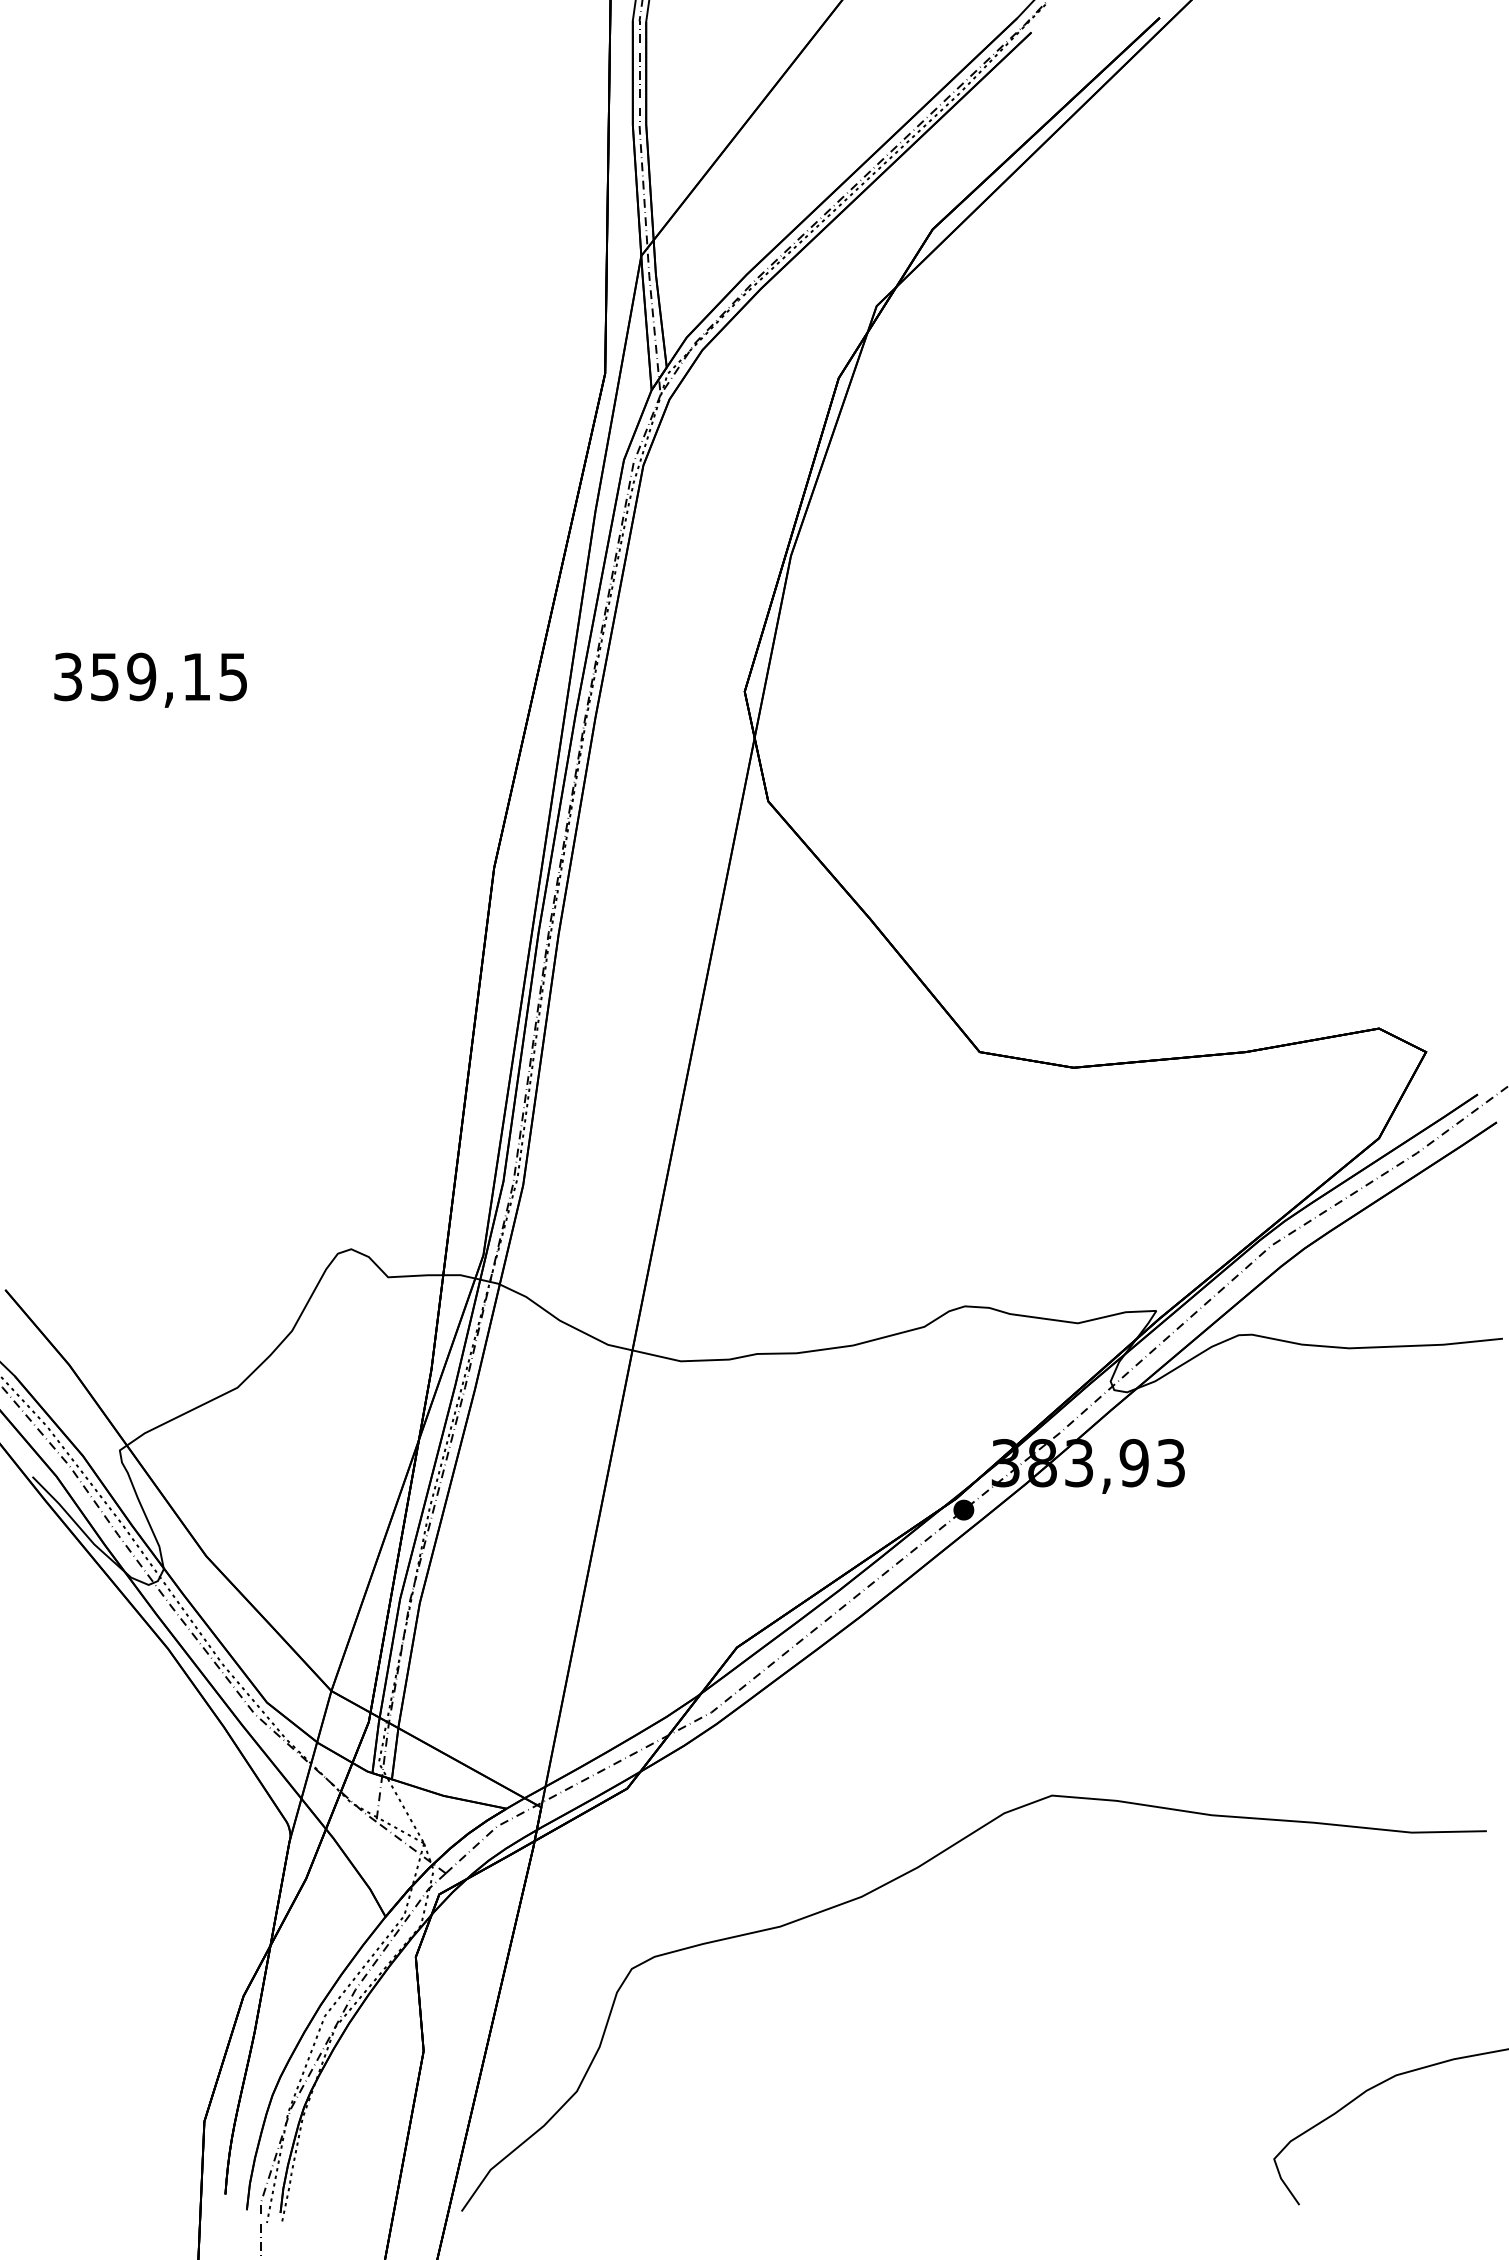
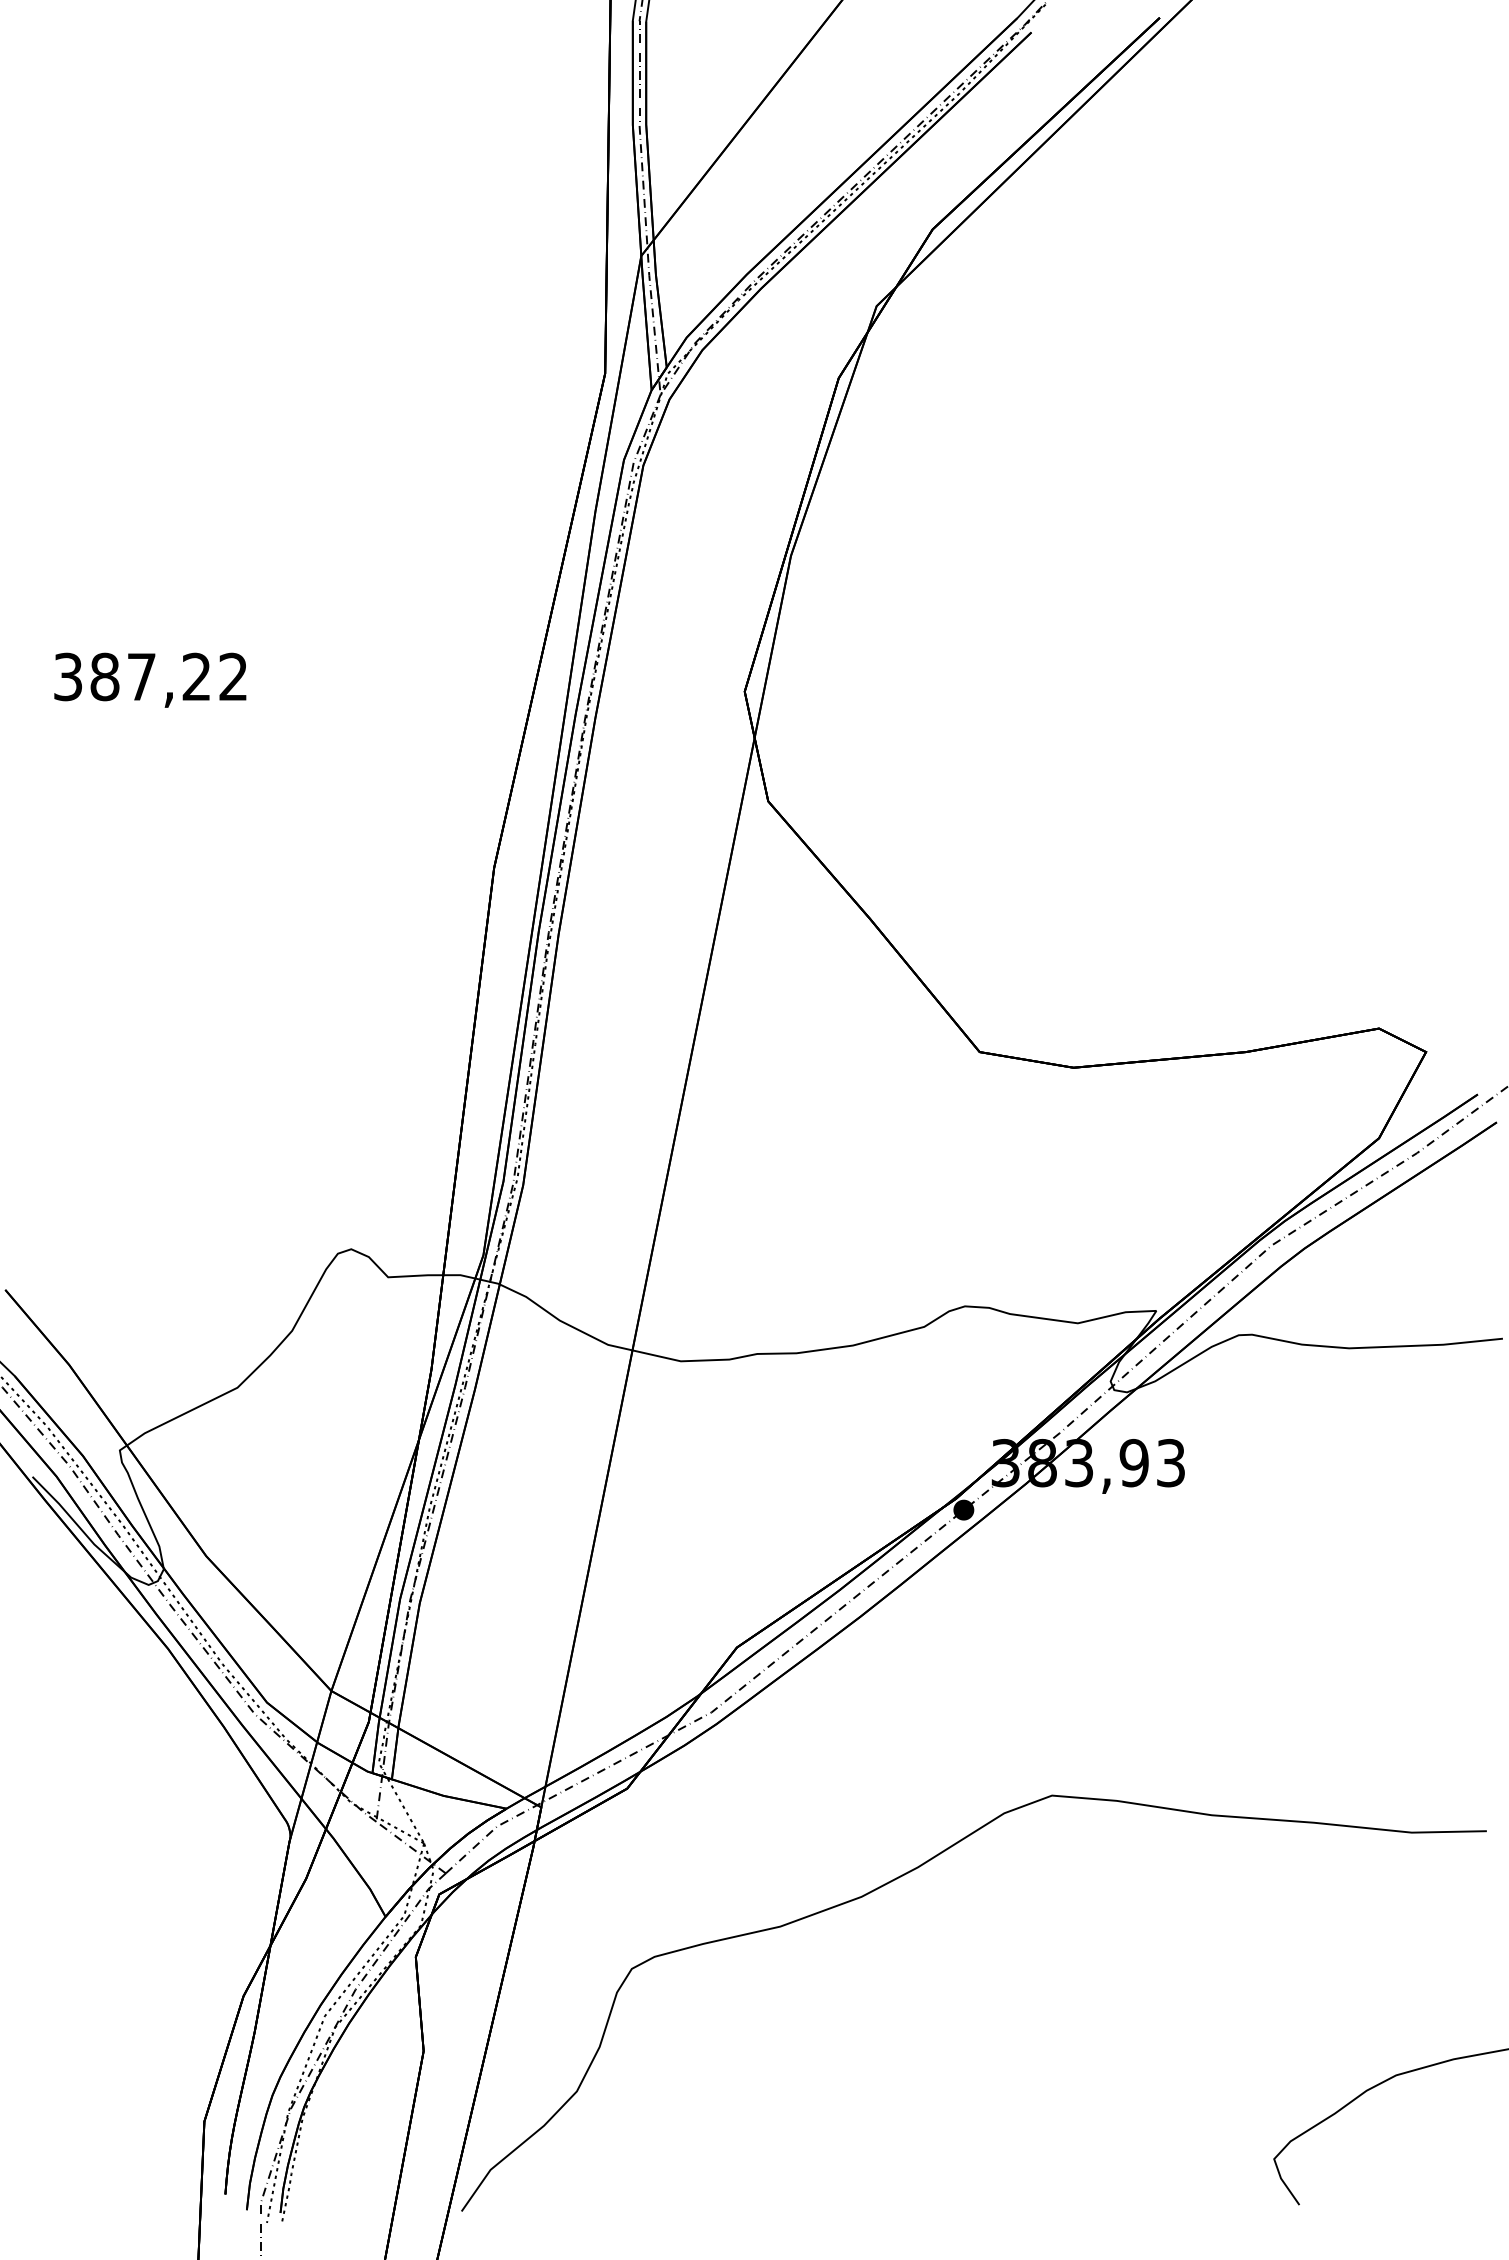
text: 359,15 -> 387,22 (168, 676)
